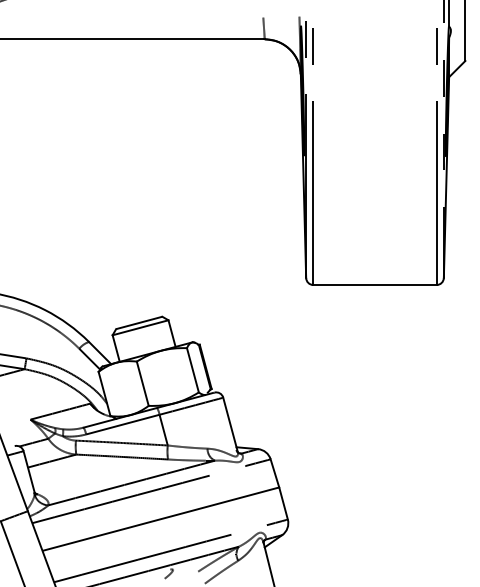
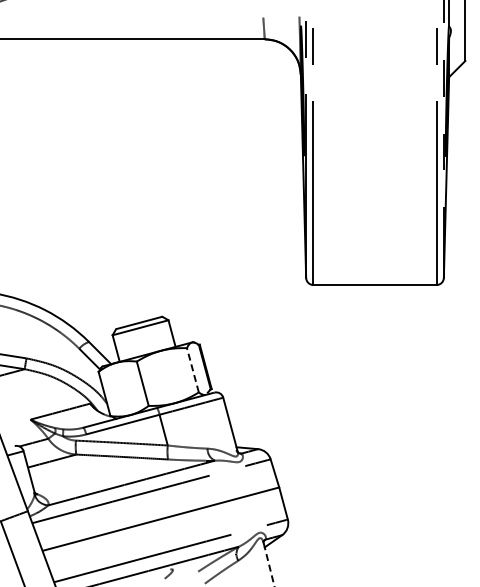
line: solid -> dashed (192, 370)
line: solid -> dashed (268, 563)
